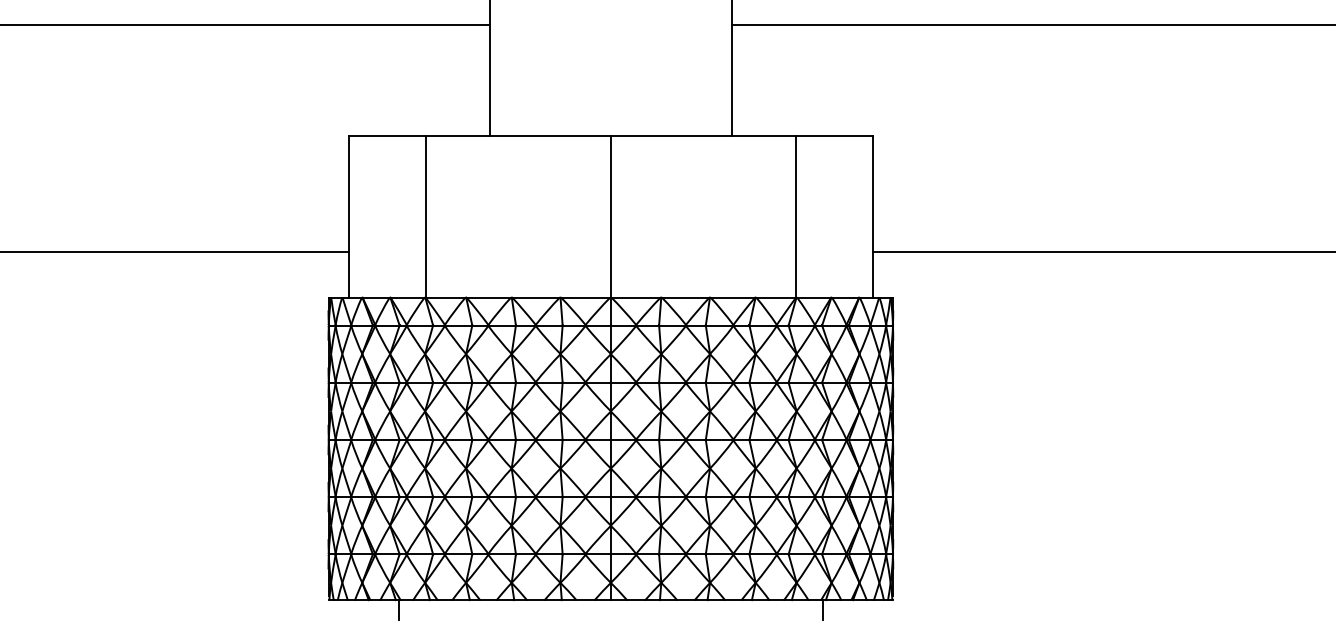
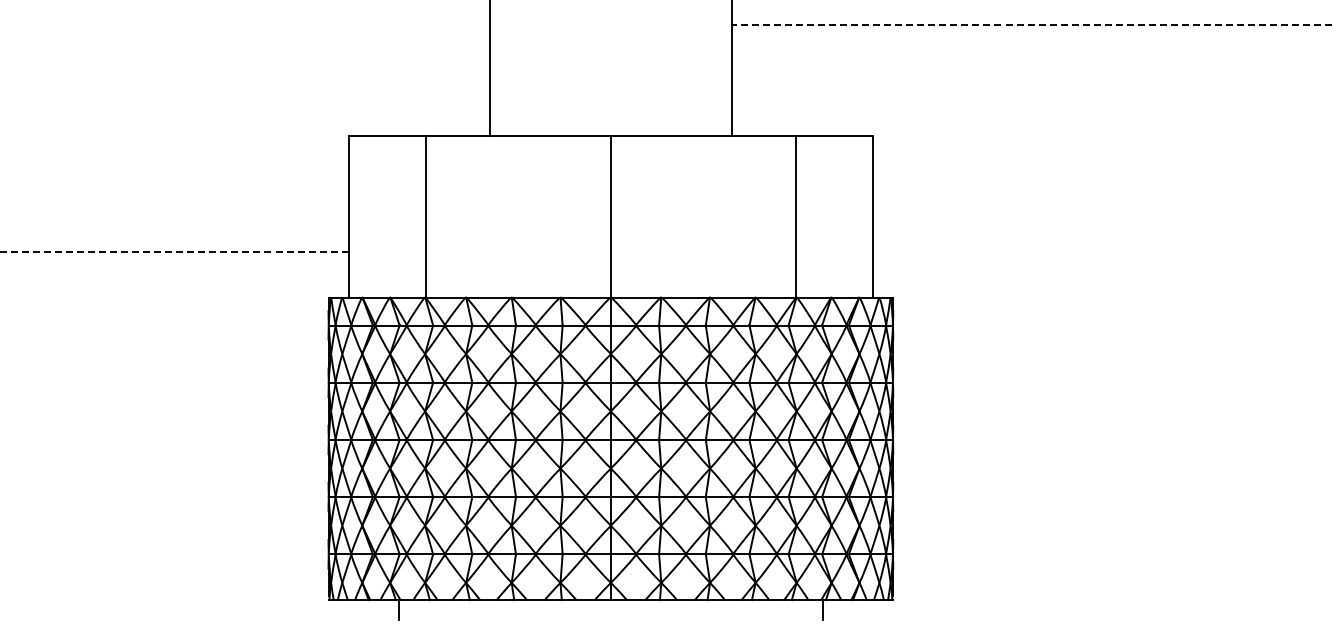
line: present -> none (245, 25)
line: solid -> dashed (1033, 25)
line: solid -> dashed (173, 251)
line: present -> none (1102, 251)
